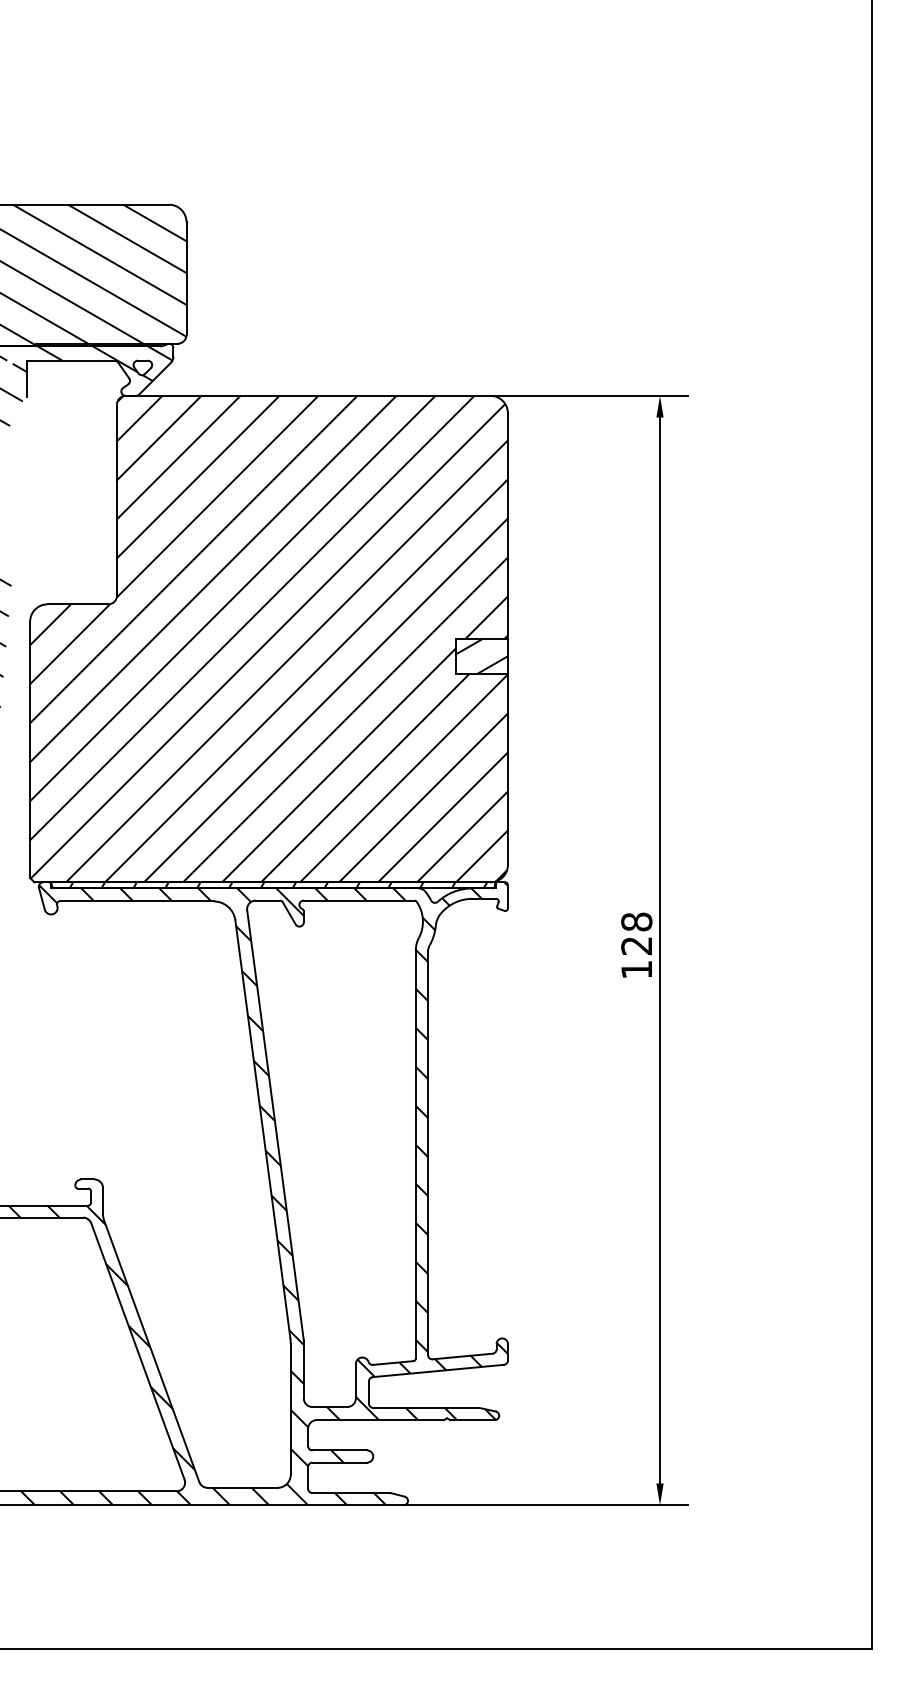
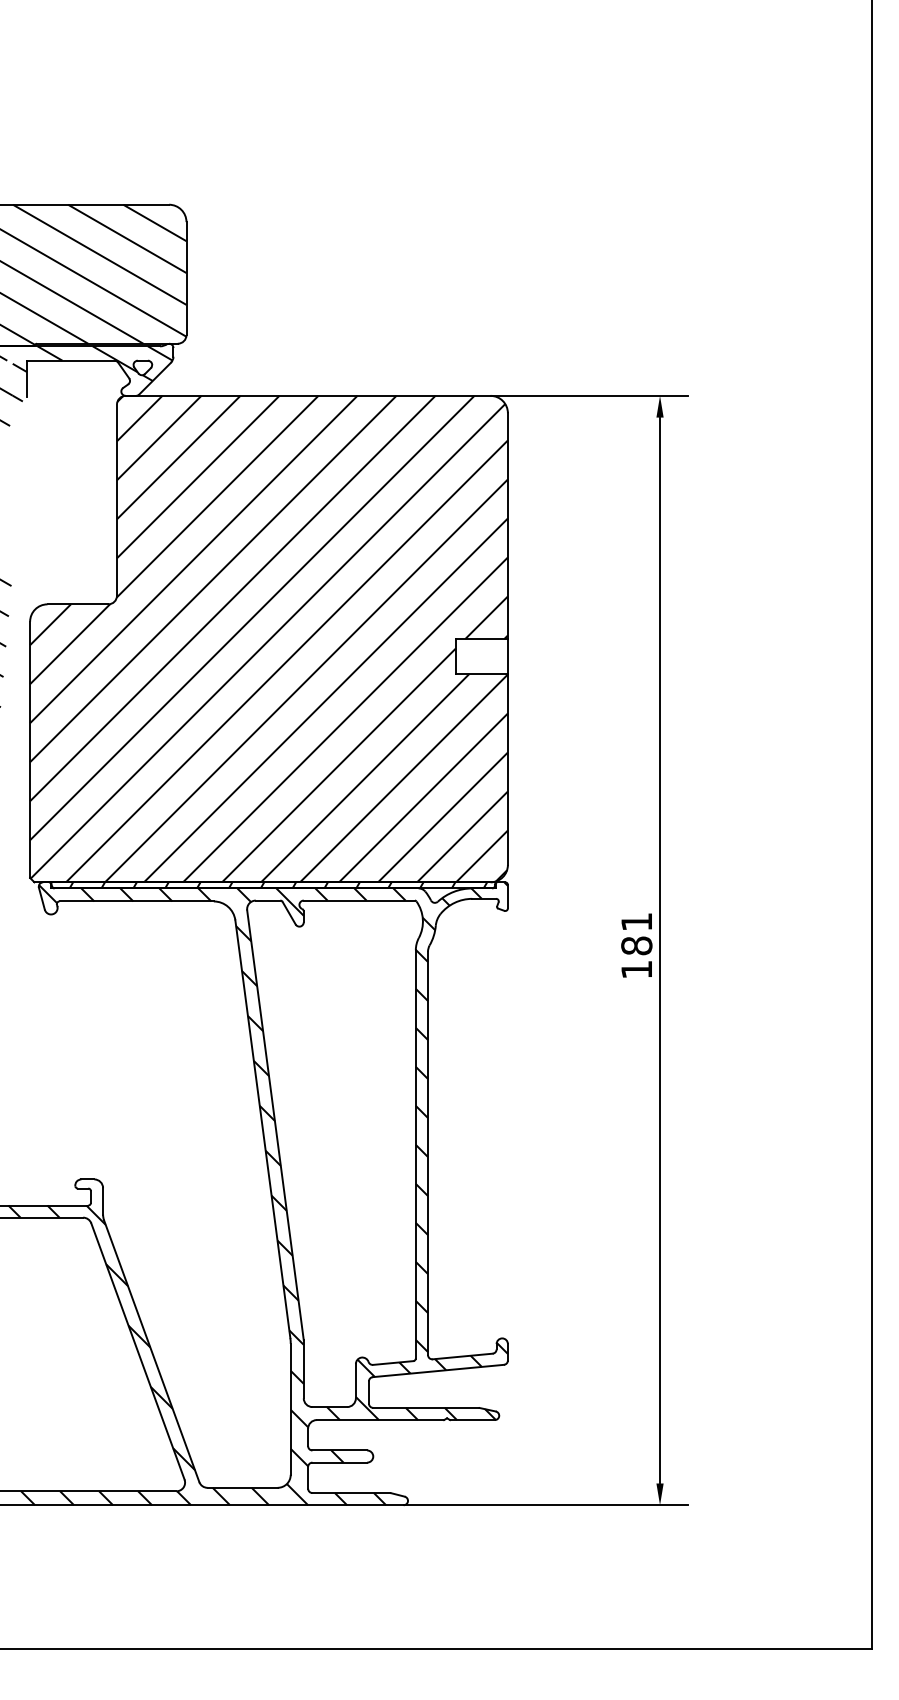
hatch: present -> none (481, 656)
text: 128 -> 181 (636, 933)
